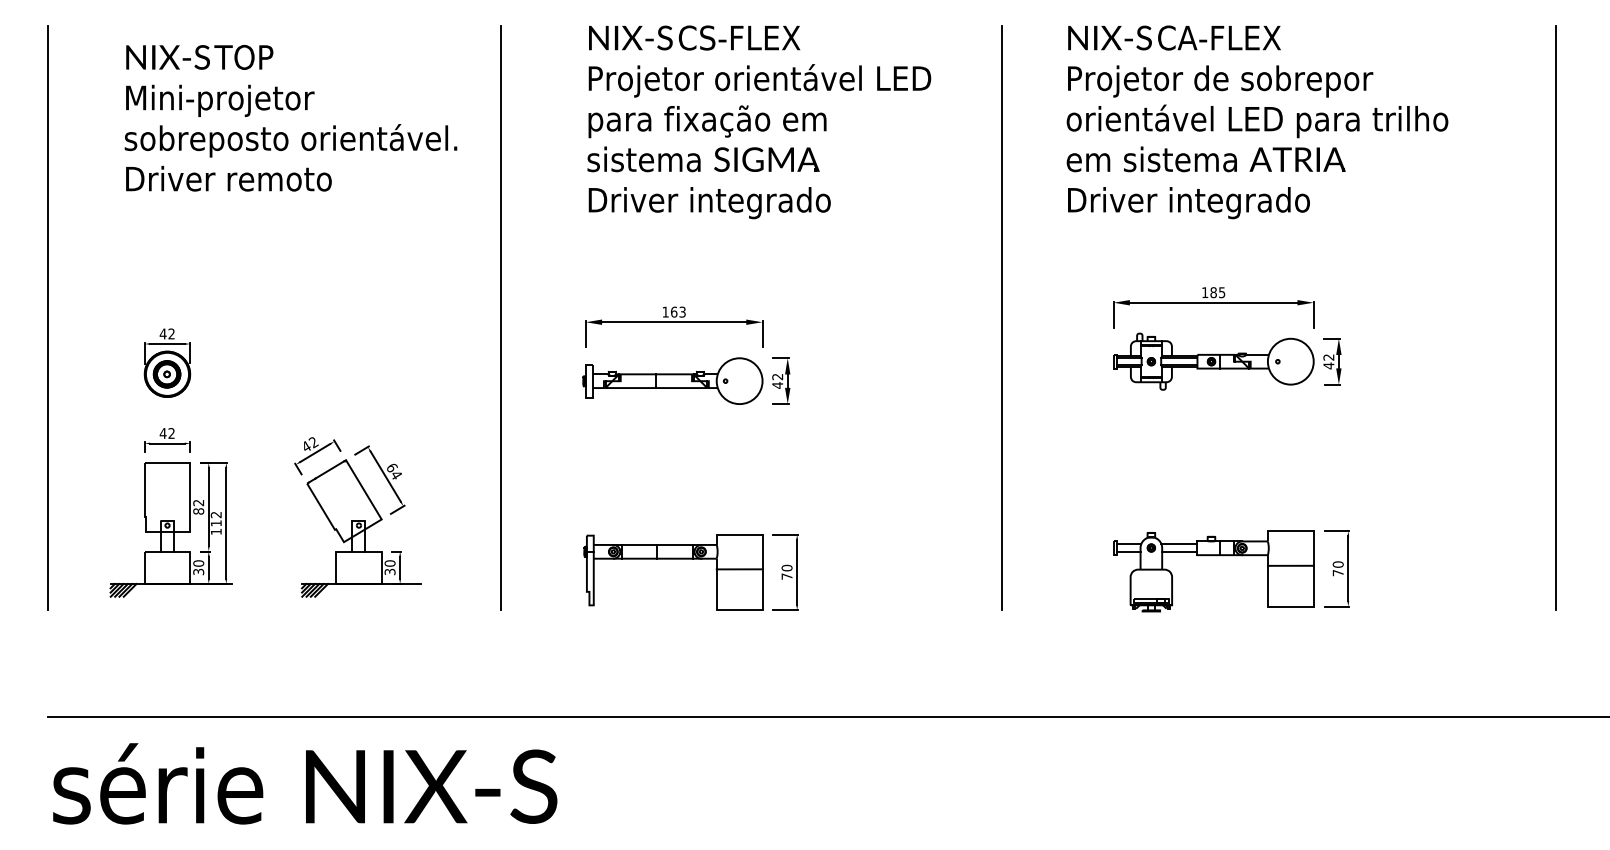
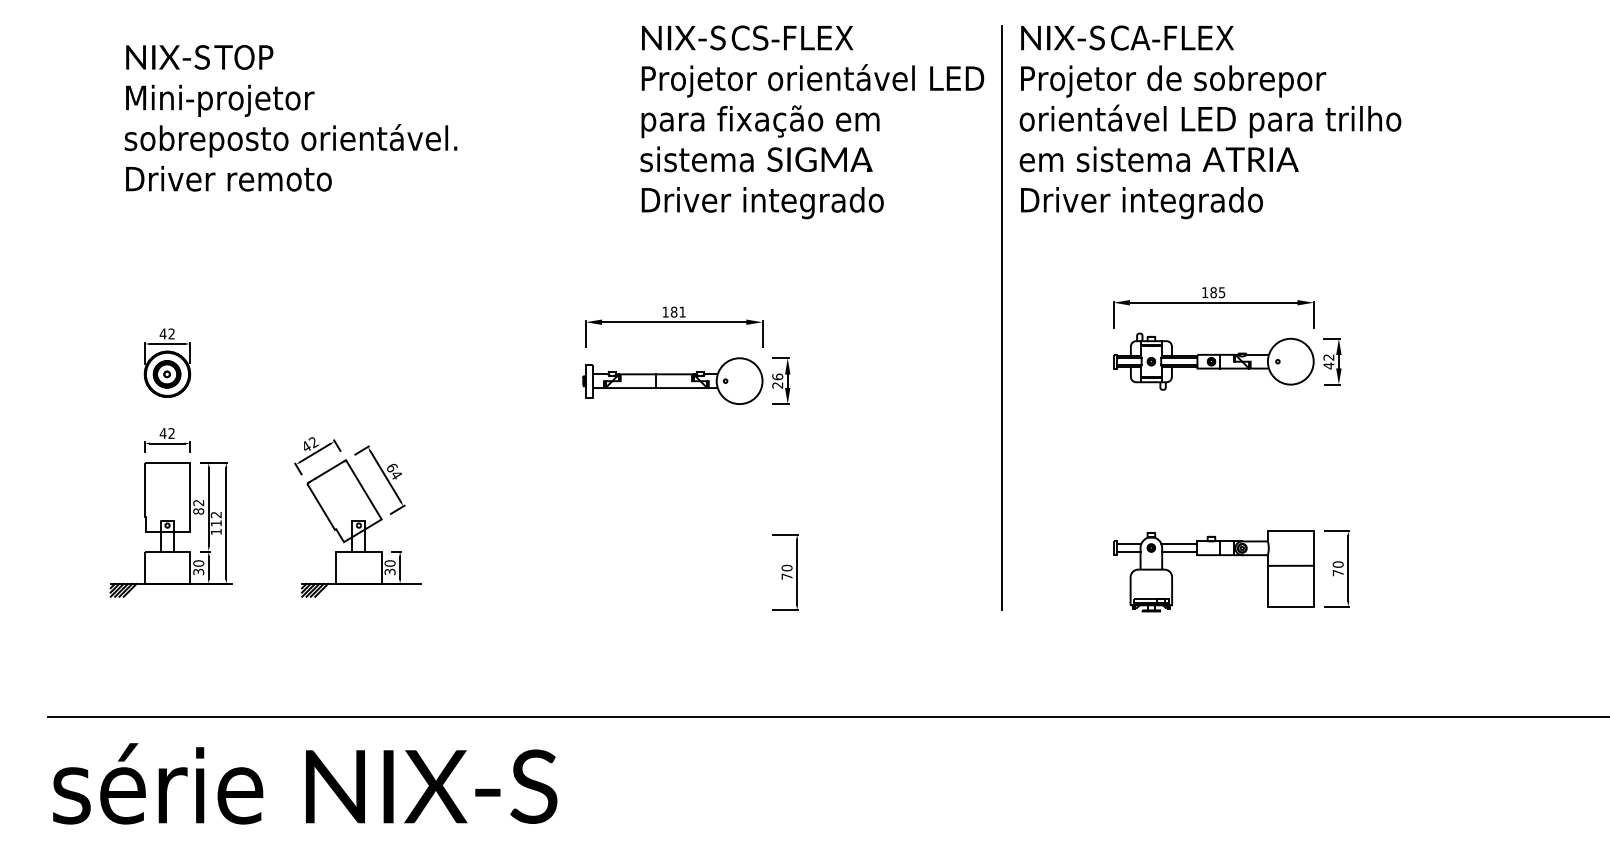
text position: (759, 122) -> (812, 122) (812, 122)
text position: (1257, 122) -> (1210, 122) (1210, 122)
text: 163 -> 181 (677, 311)
line: present -> none (48, 317)
line: present -> none (501, 317)
line: present -> none (1556, 317)
text: 42 -> 26 (777, 380)
part: present -> none (673, 559)
